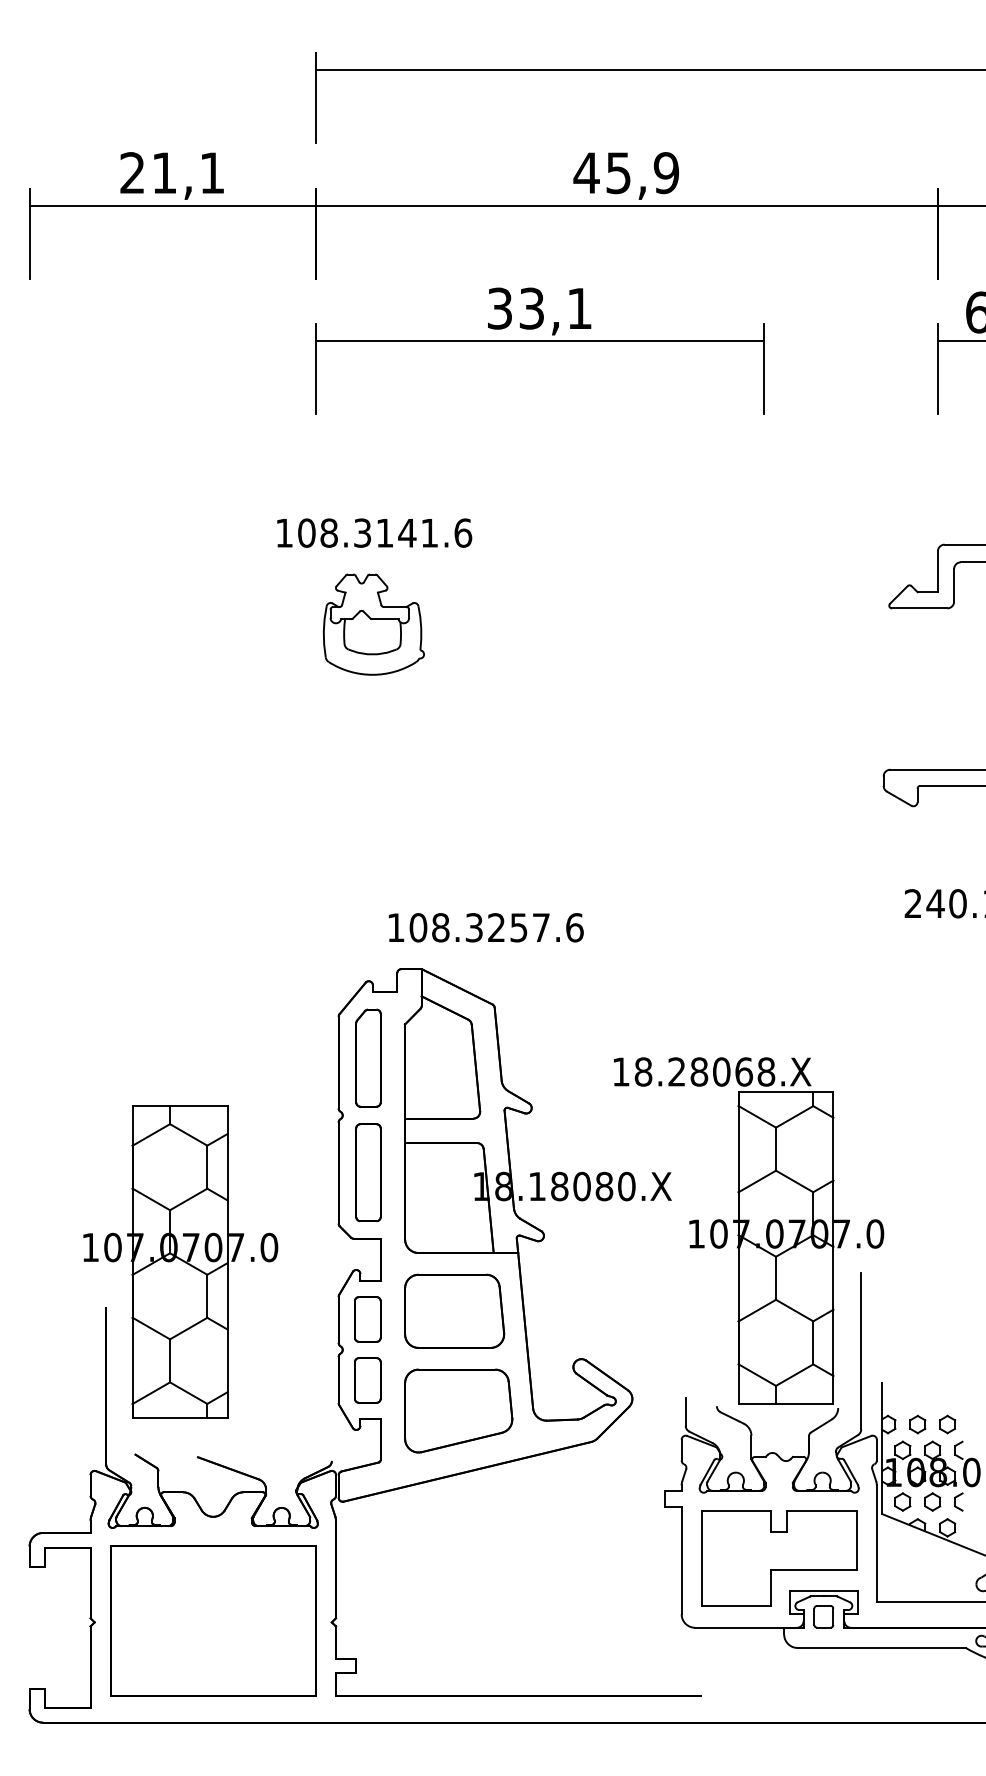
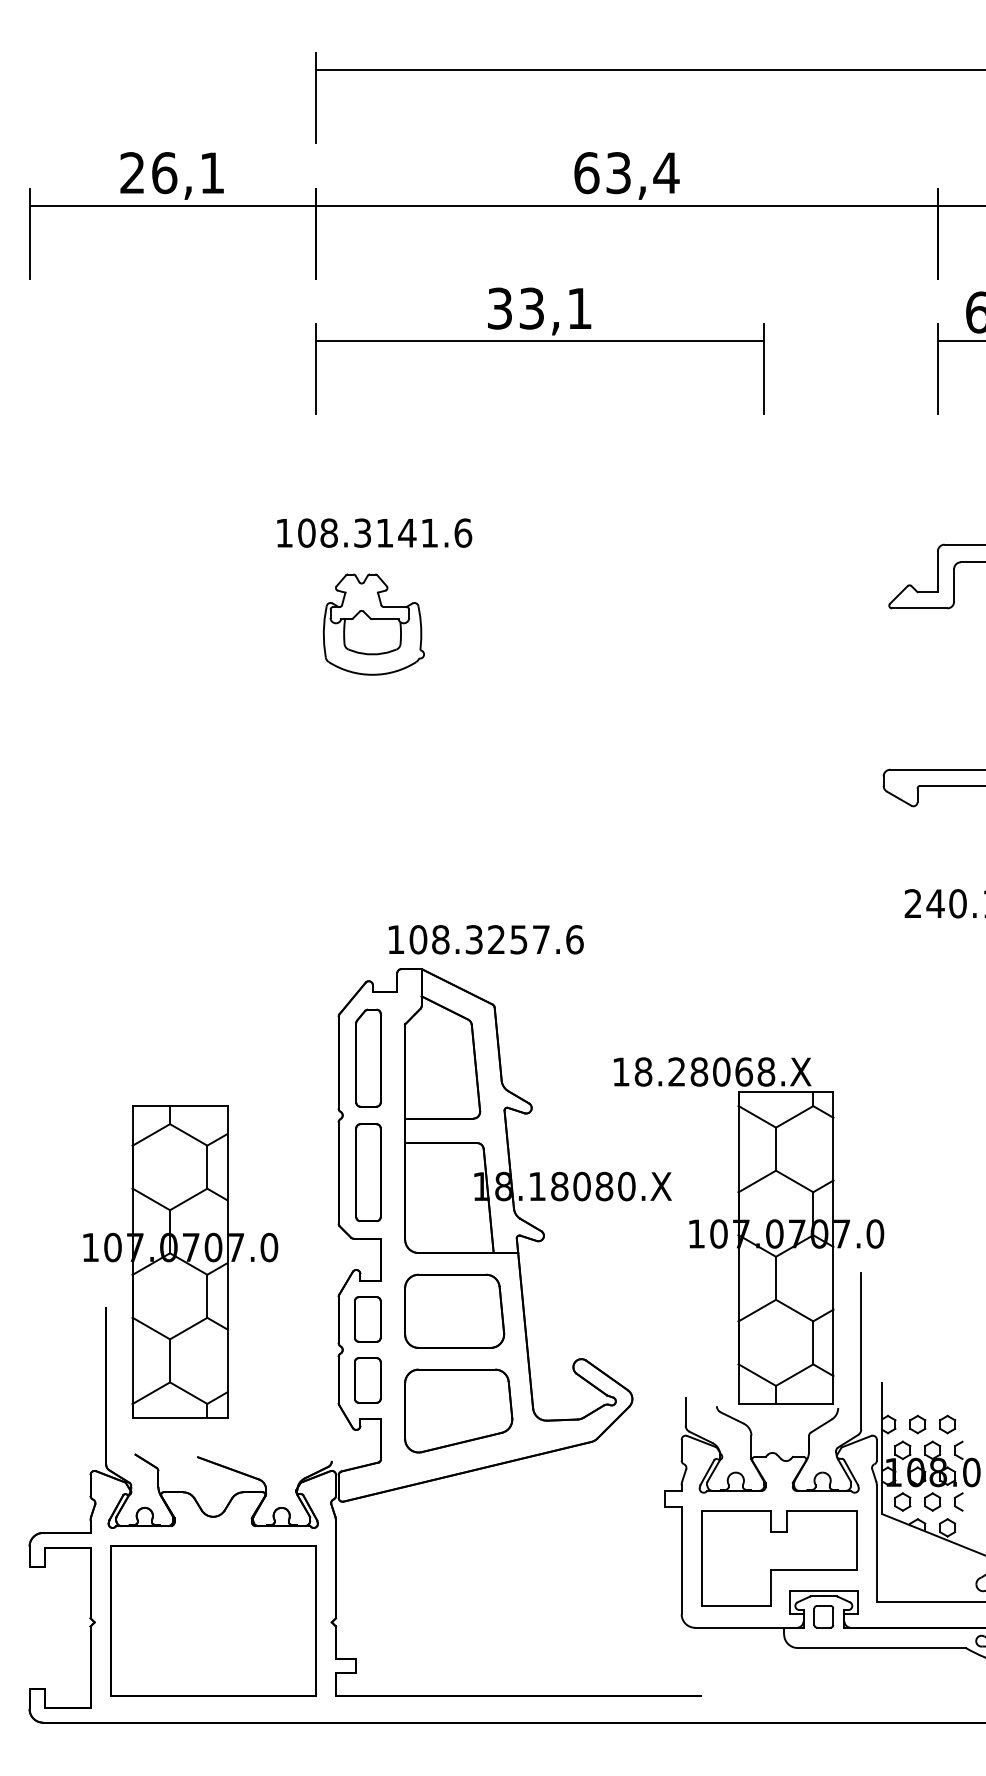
text: 21,1 -> 26,1 (164, 173)
text: 45,9 -> 63,4 (626, 173)
text position: (485, 927) -> (485, 939) (485, 939)
